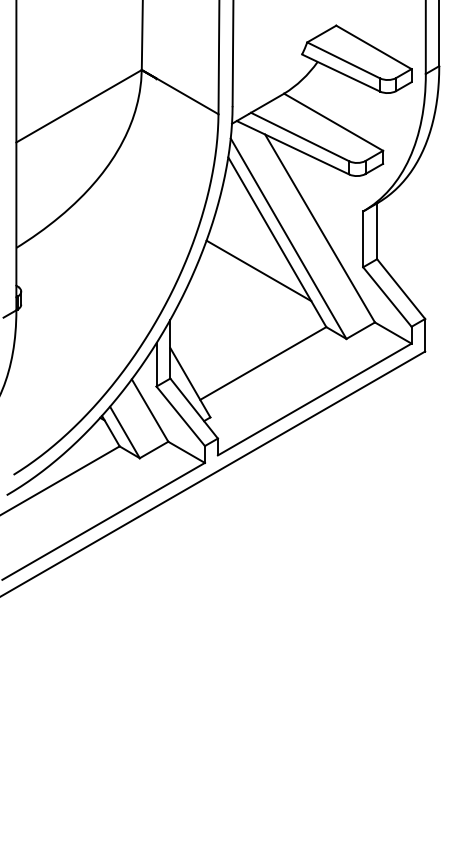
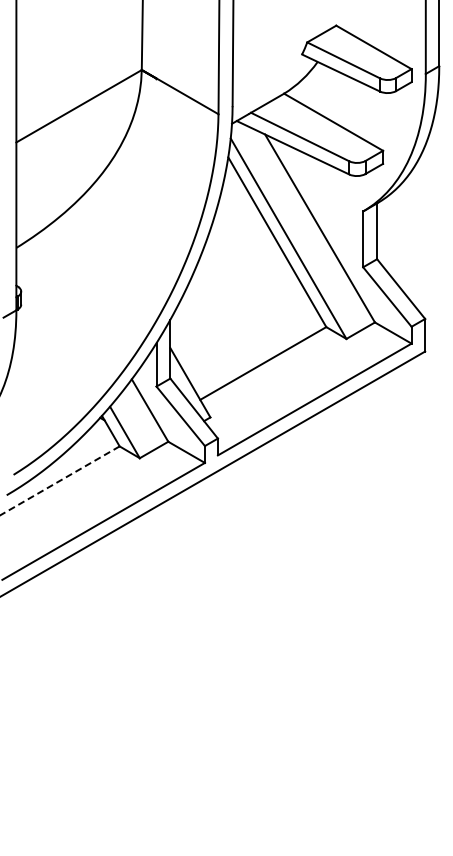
line: present -> none (258, 270)
line: solid -> dashed (60, 480)
